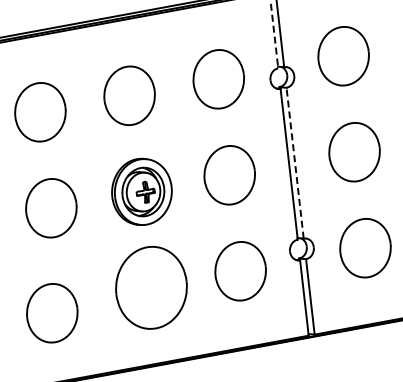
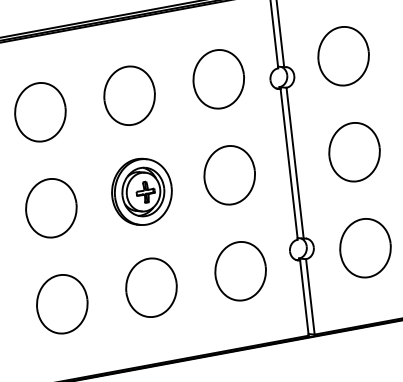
line: dashed -> solid (274, 34)
line: dashed -> solid (295, 163)
part size: 73x84 px -> 53x61 px (151, 287)
part position: (52, 313) -> (62, 304) (62, 304)
